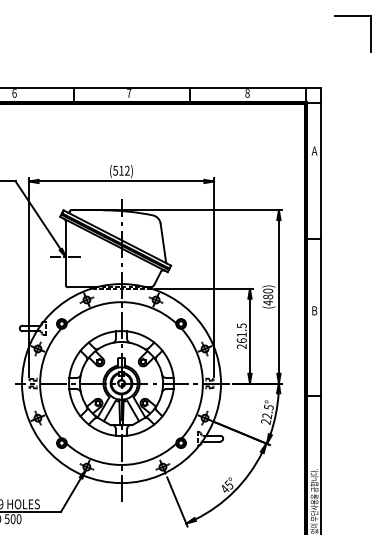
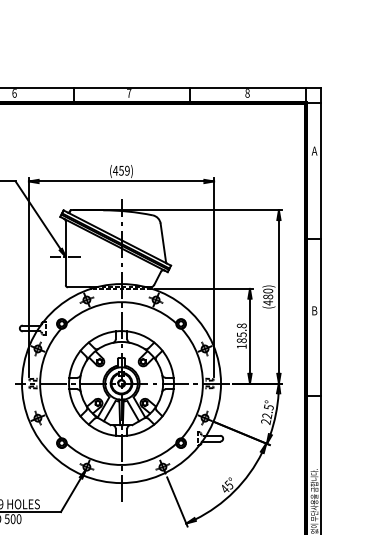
part: present -> none (352, 16)
text: (512) -> (459) (120, 170)
text: 261.5 -> 185.8 (241, 335)
